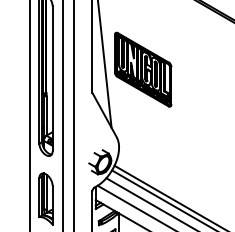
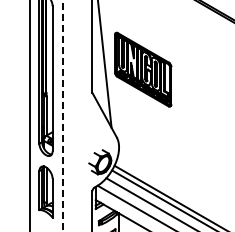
line: solid -> dashed (62, 115)
line: present -> none (73, 115)
part position: (45, 198) -> (45, 191) (45, 191)
